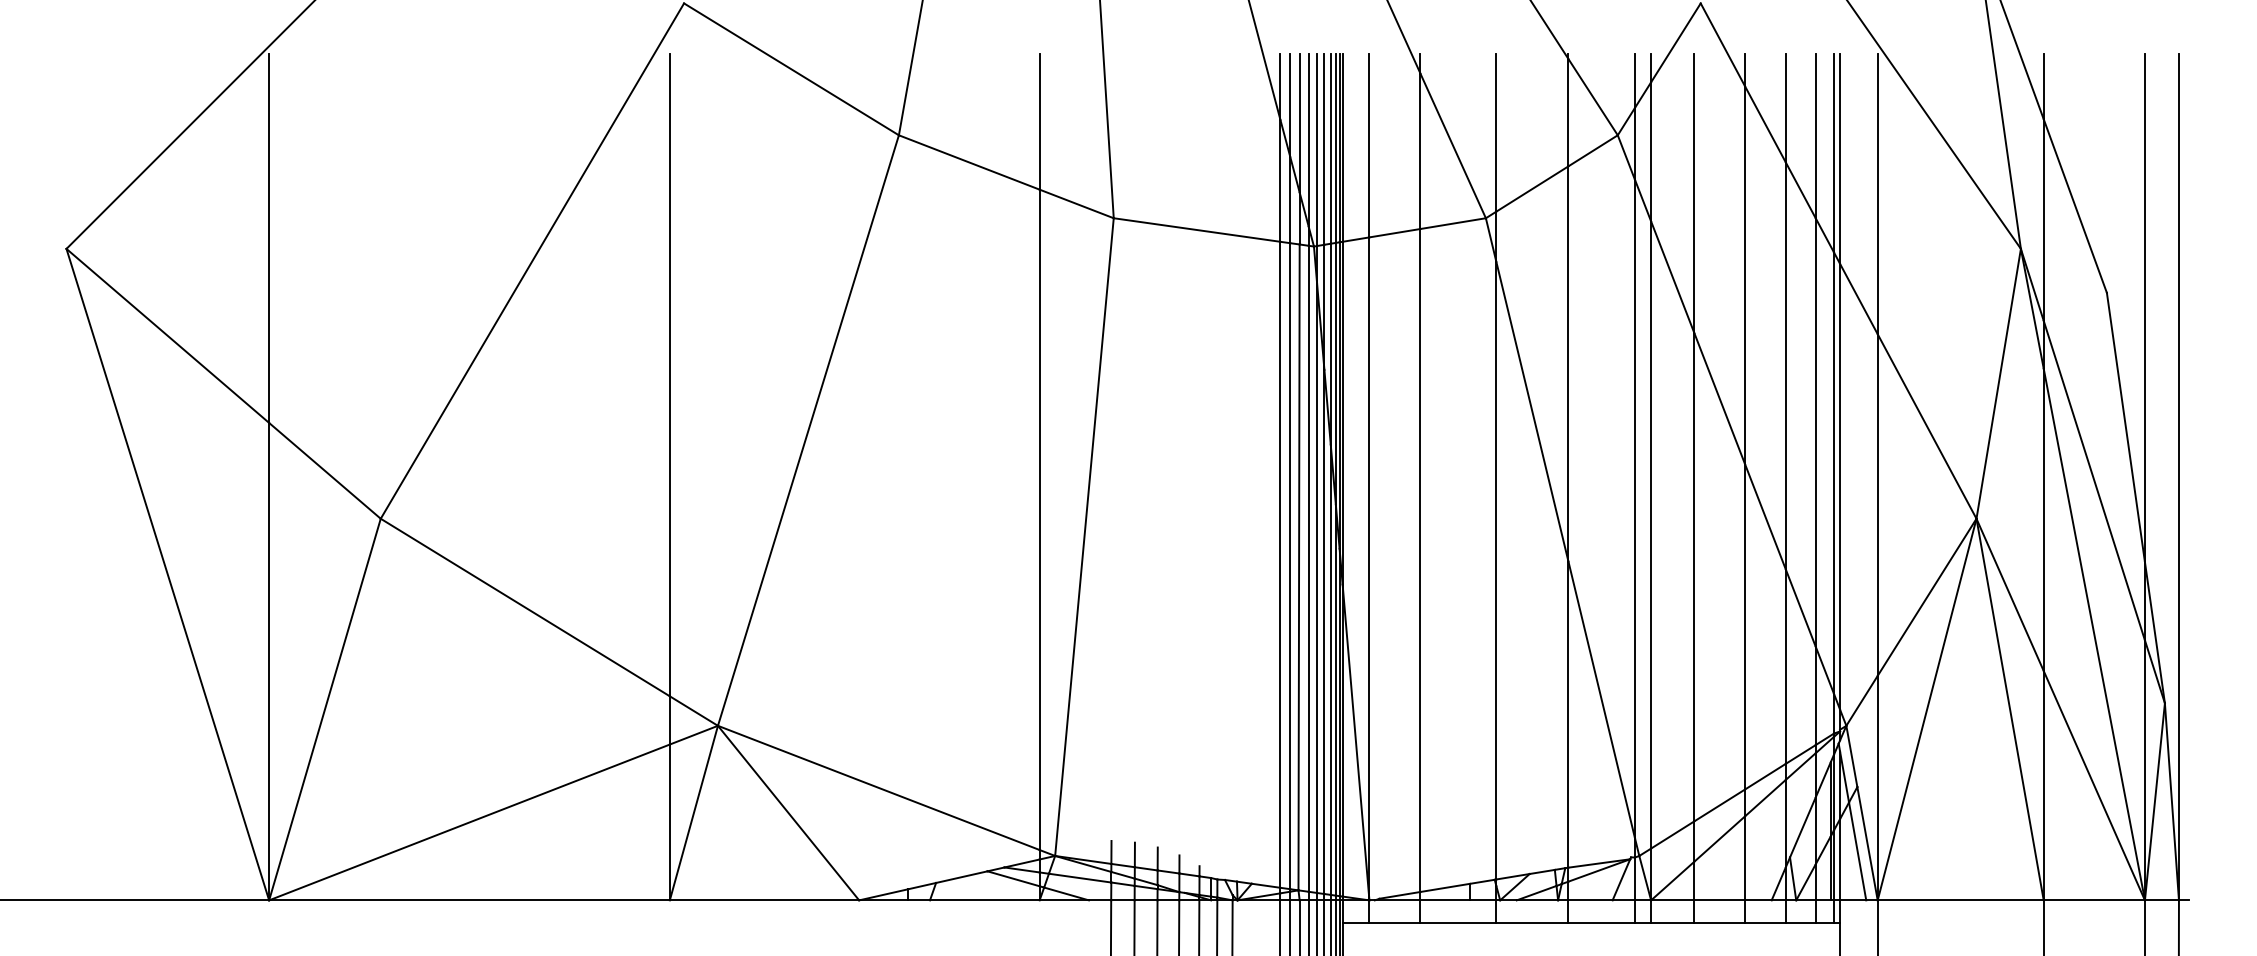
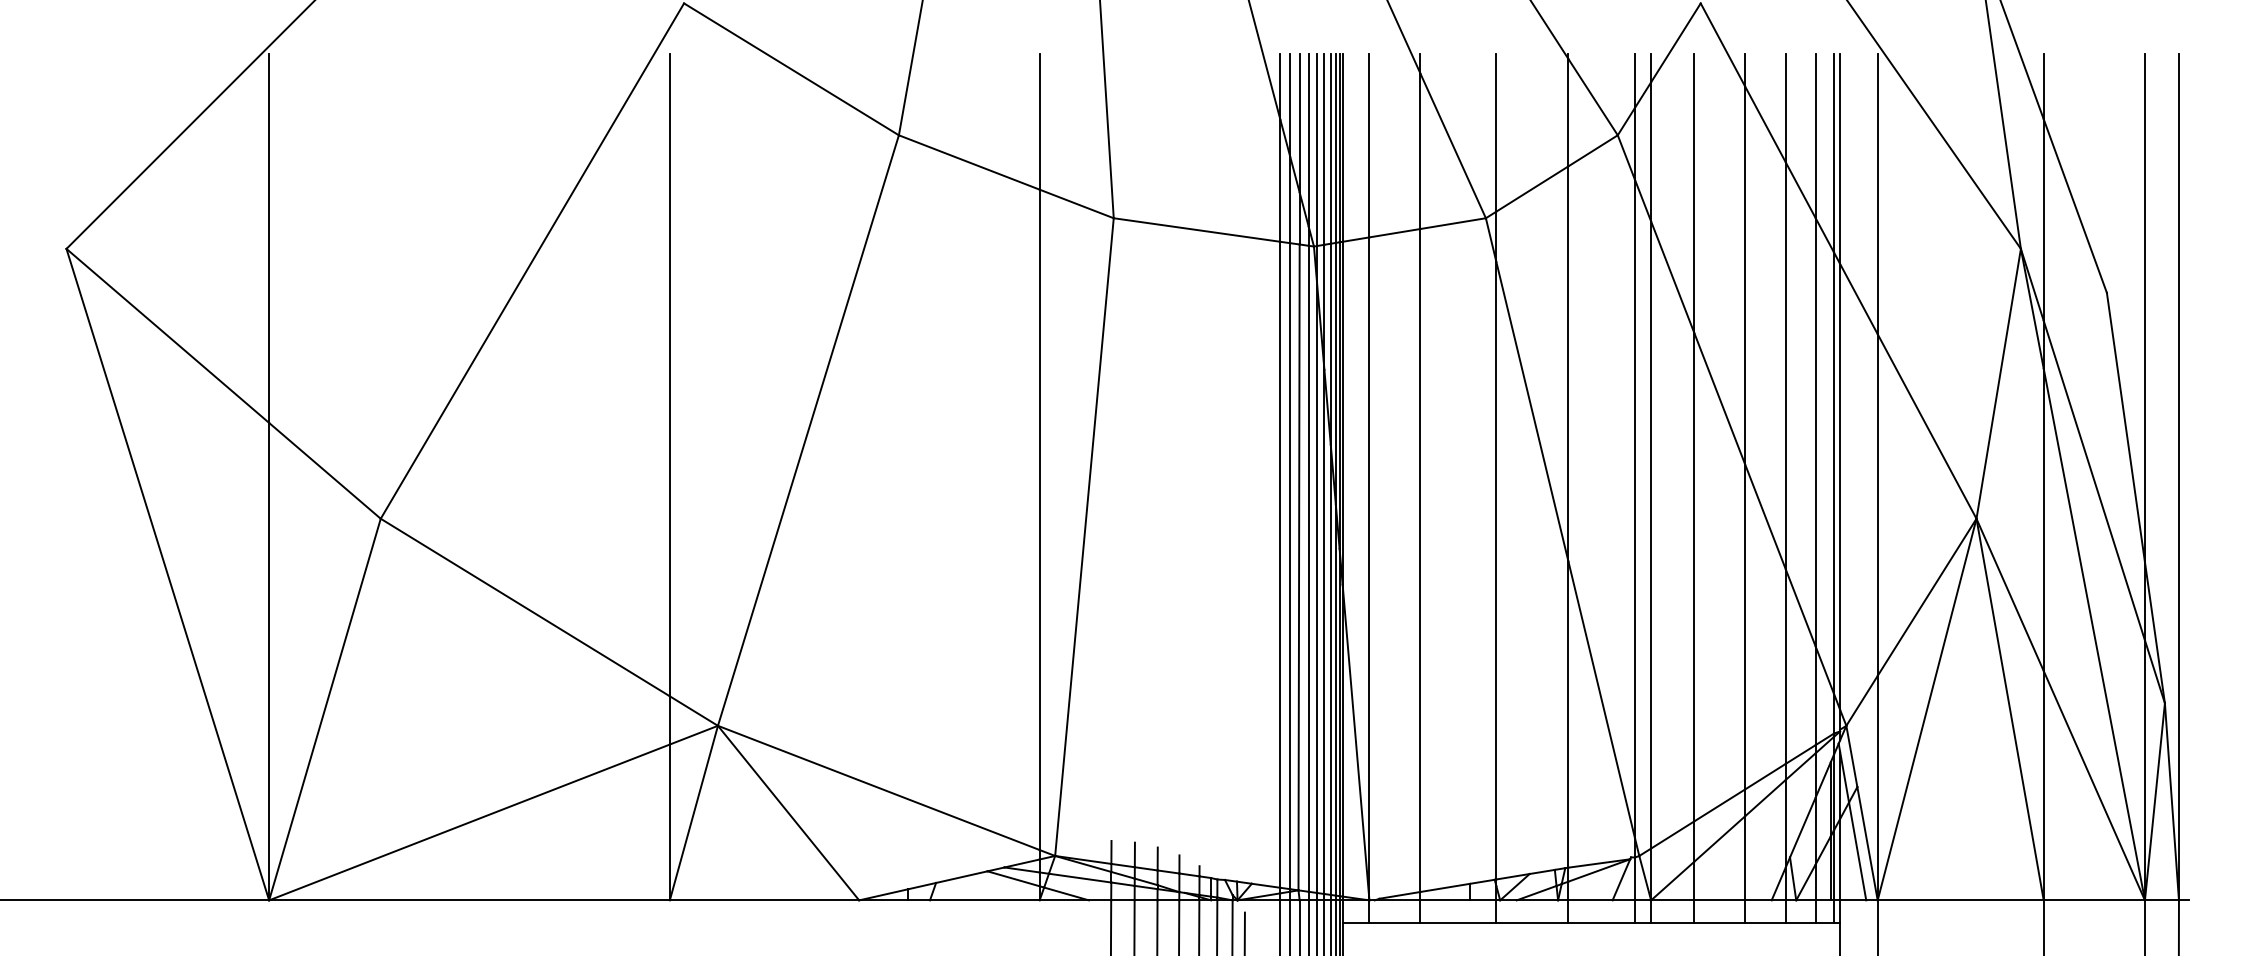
line: none -> present (1244, 932)
